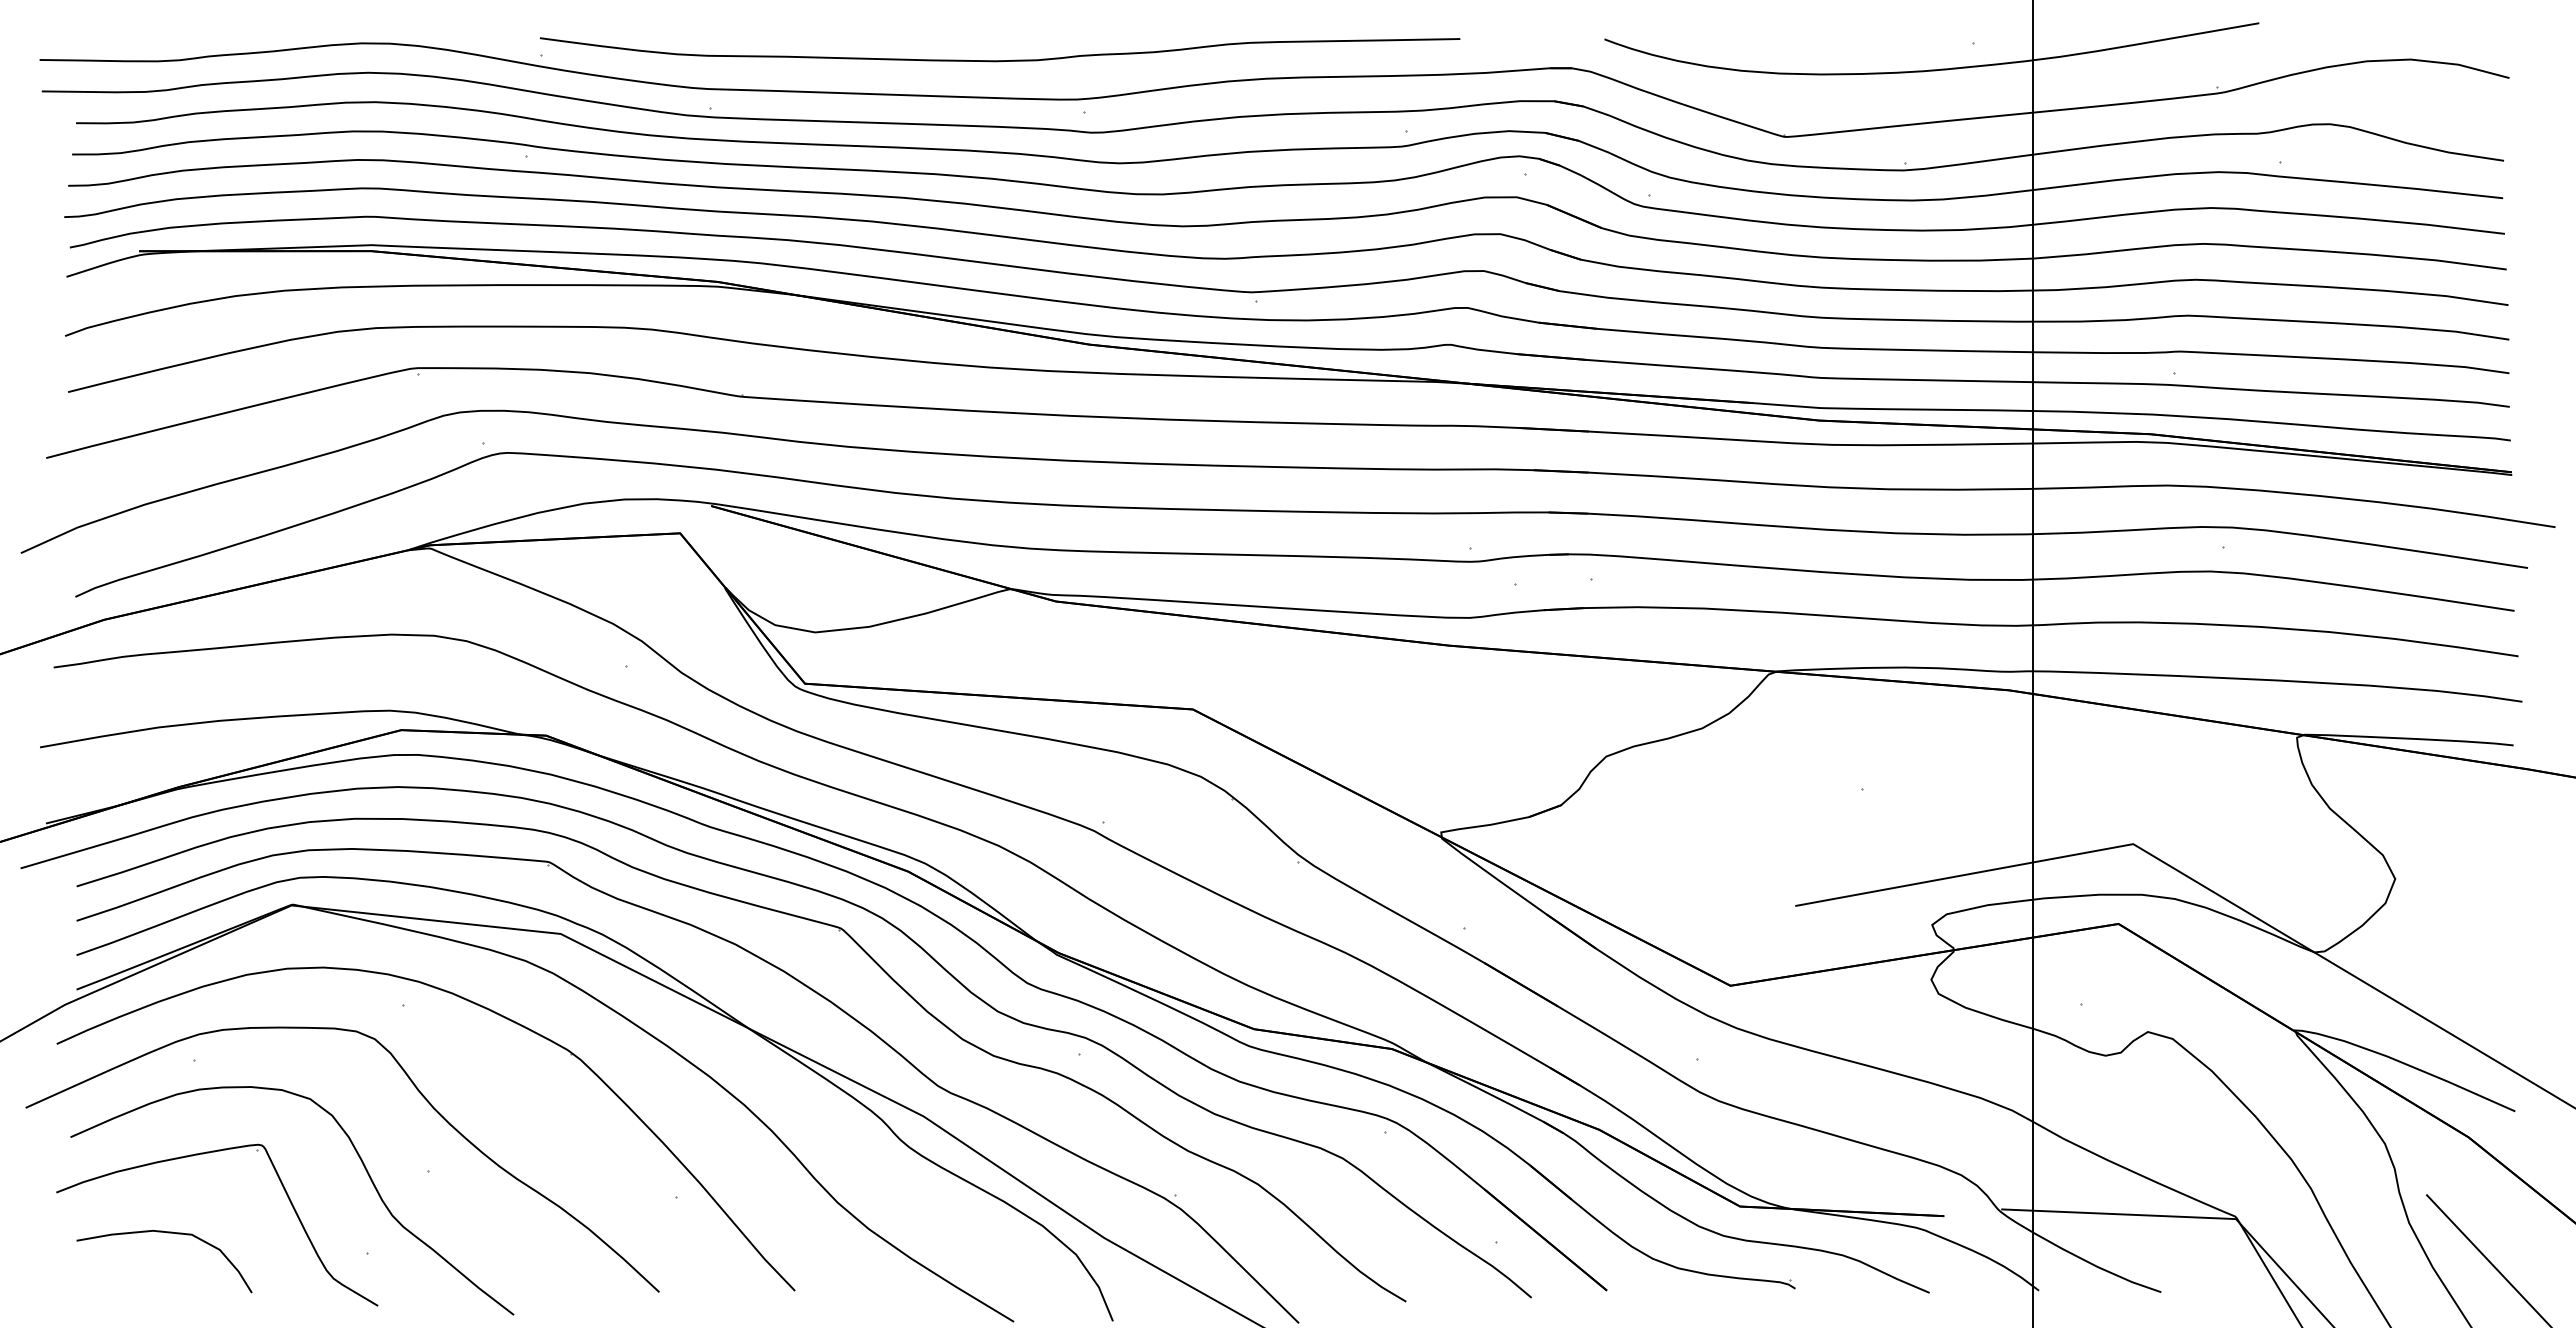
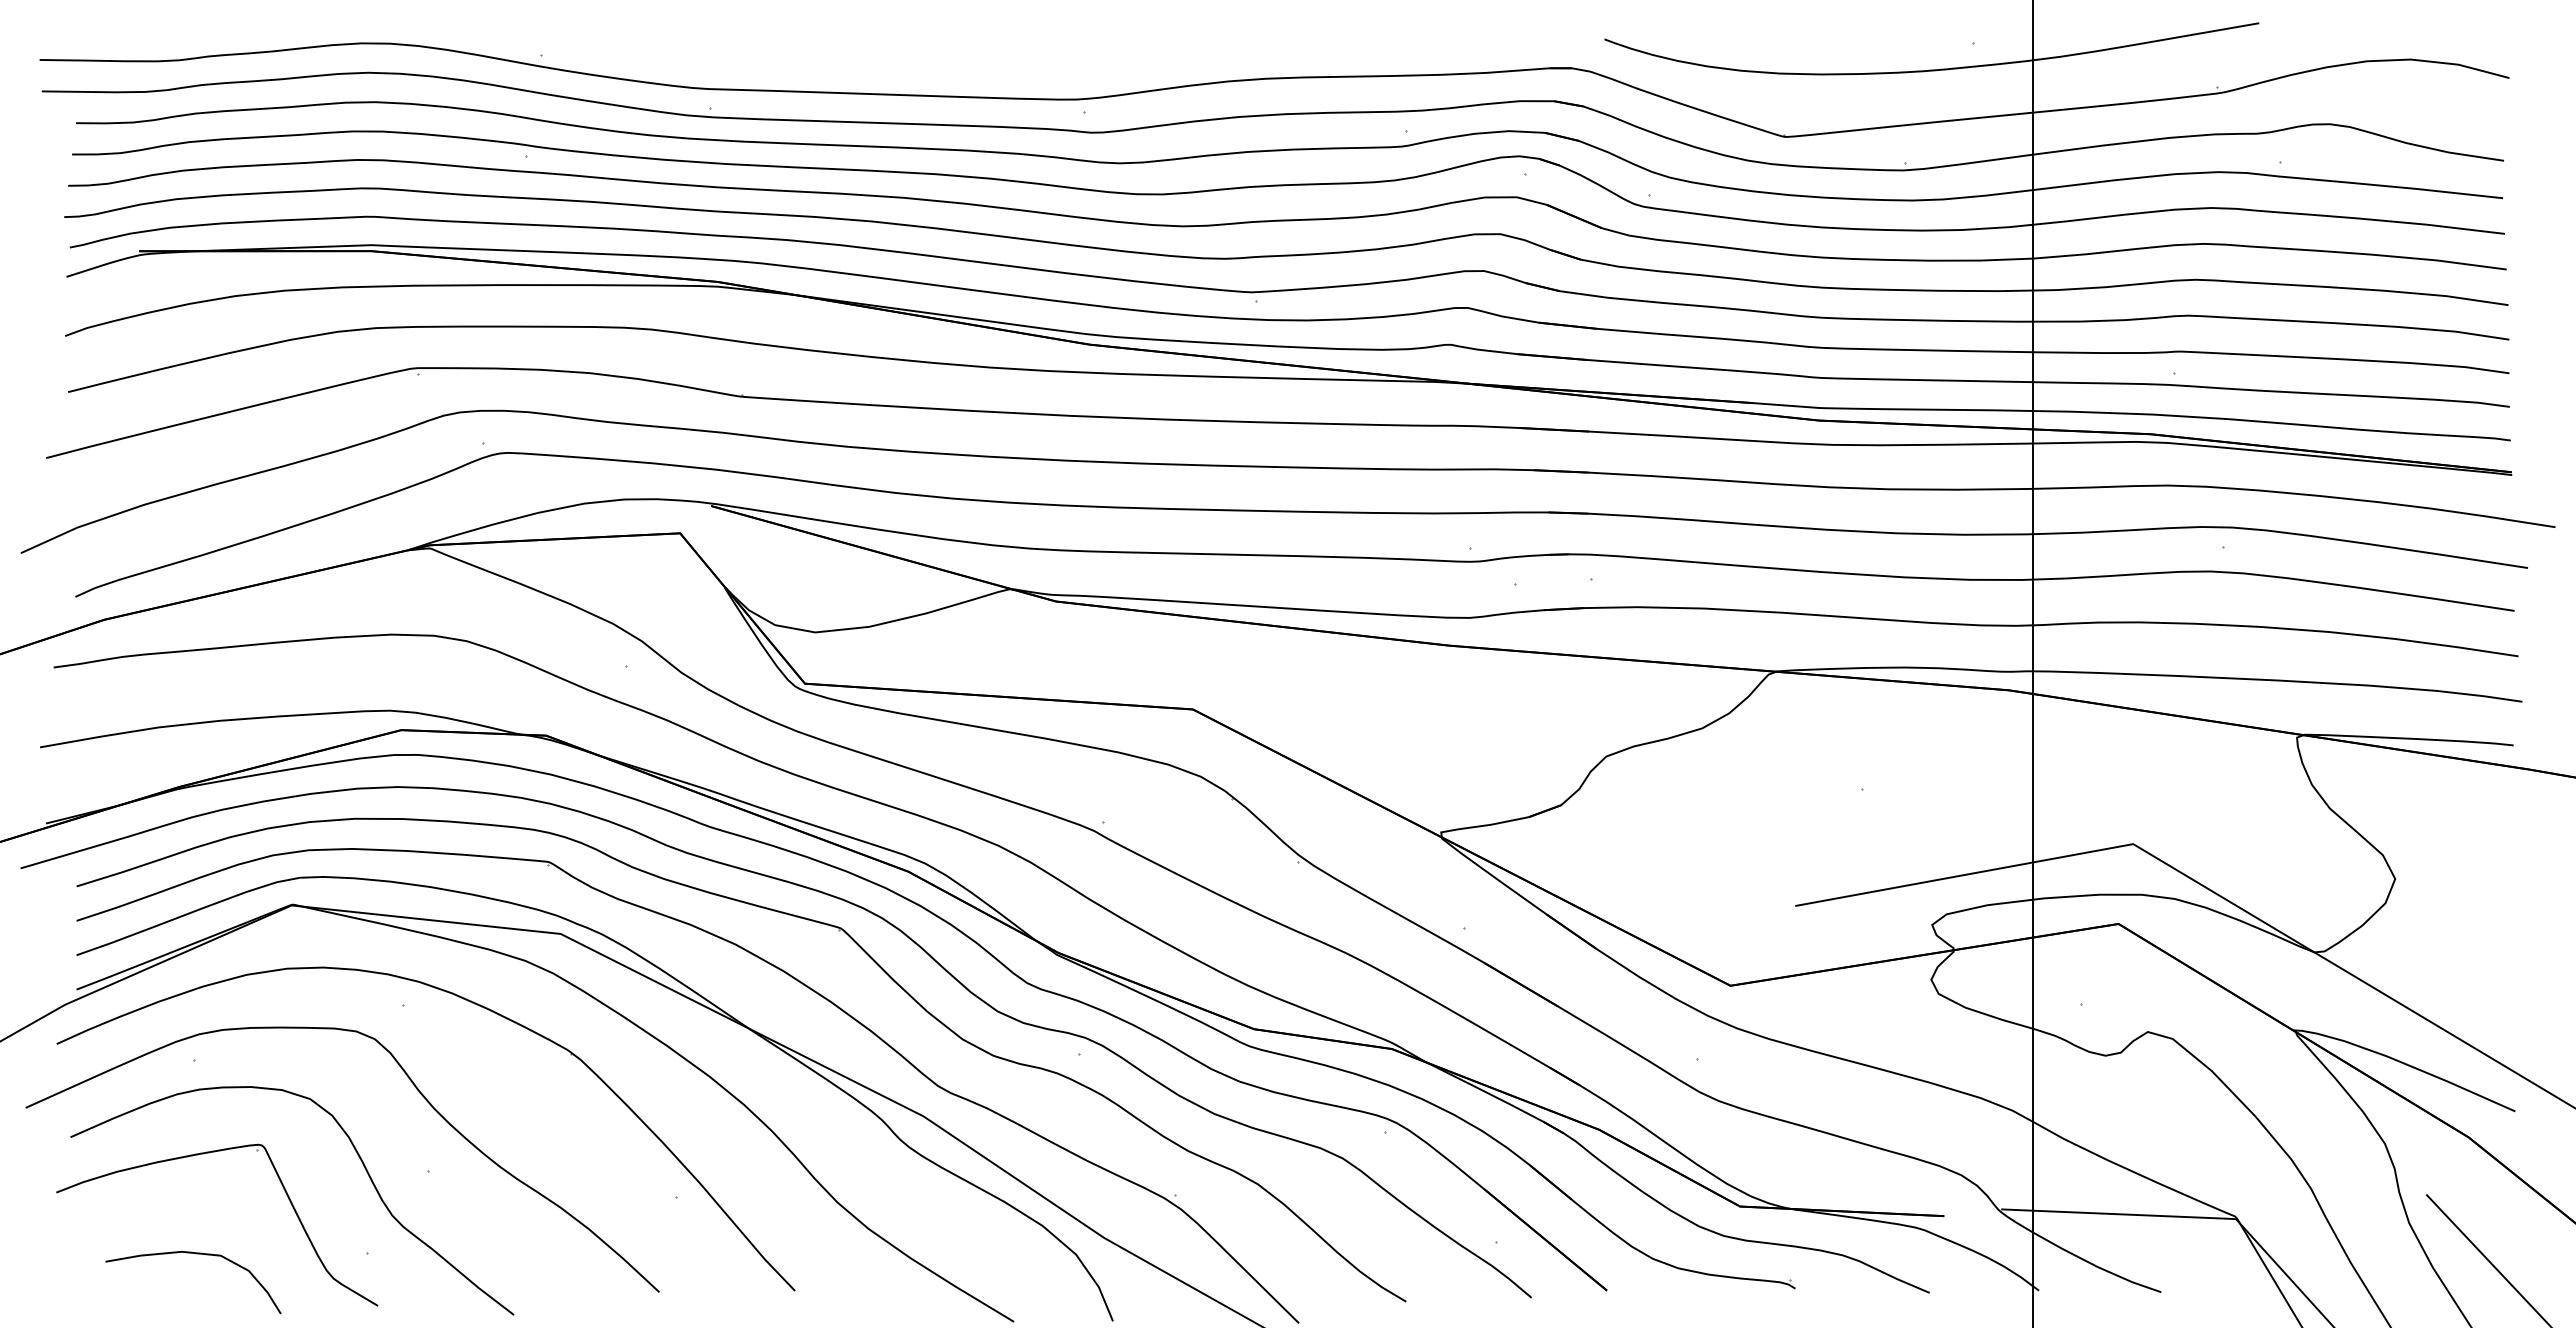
curve: present -> none (999, 60)
curve position: (167, 1233) -> (196, 1254) (196, 1254)
